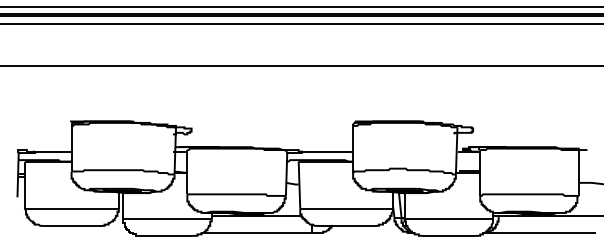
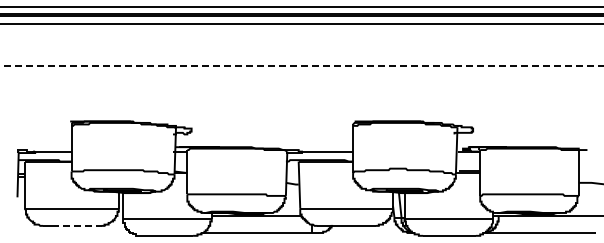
line: solid -> dashed (302, 65)
line: solid -> dashed (76, 225)
